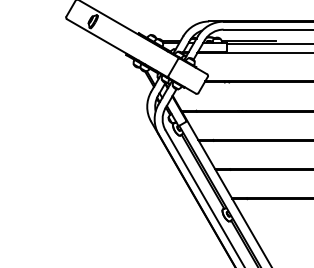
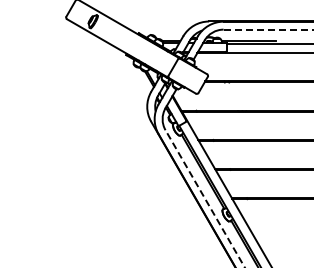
line: solid -> dashed (268, 29)
line: solid -> dashed (204, 198)
